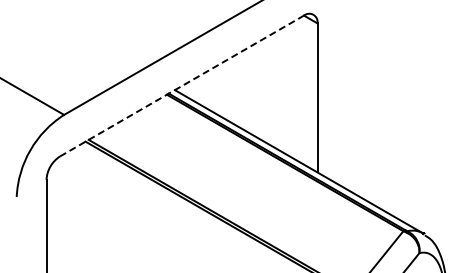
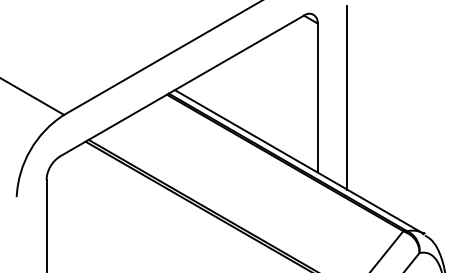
line: dashed -> solid (182, 86)
line: none -> present (347, 97)
